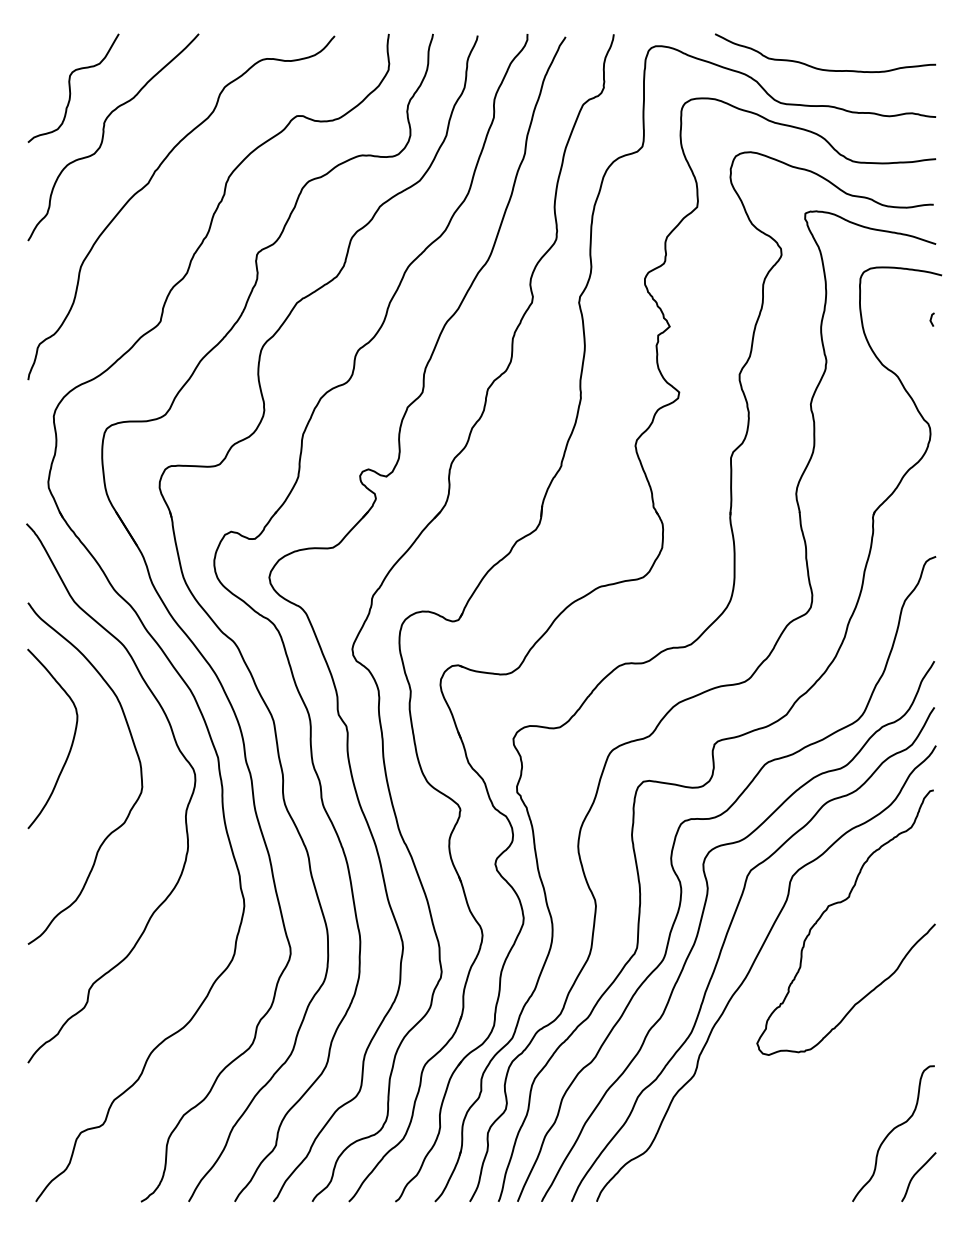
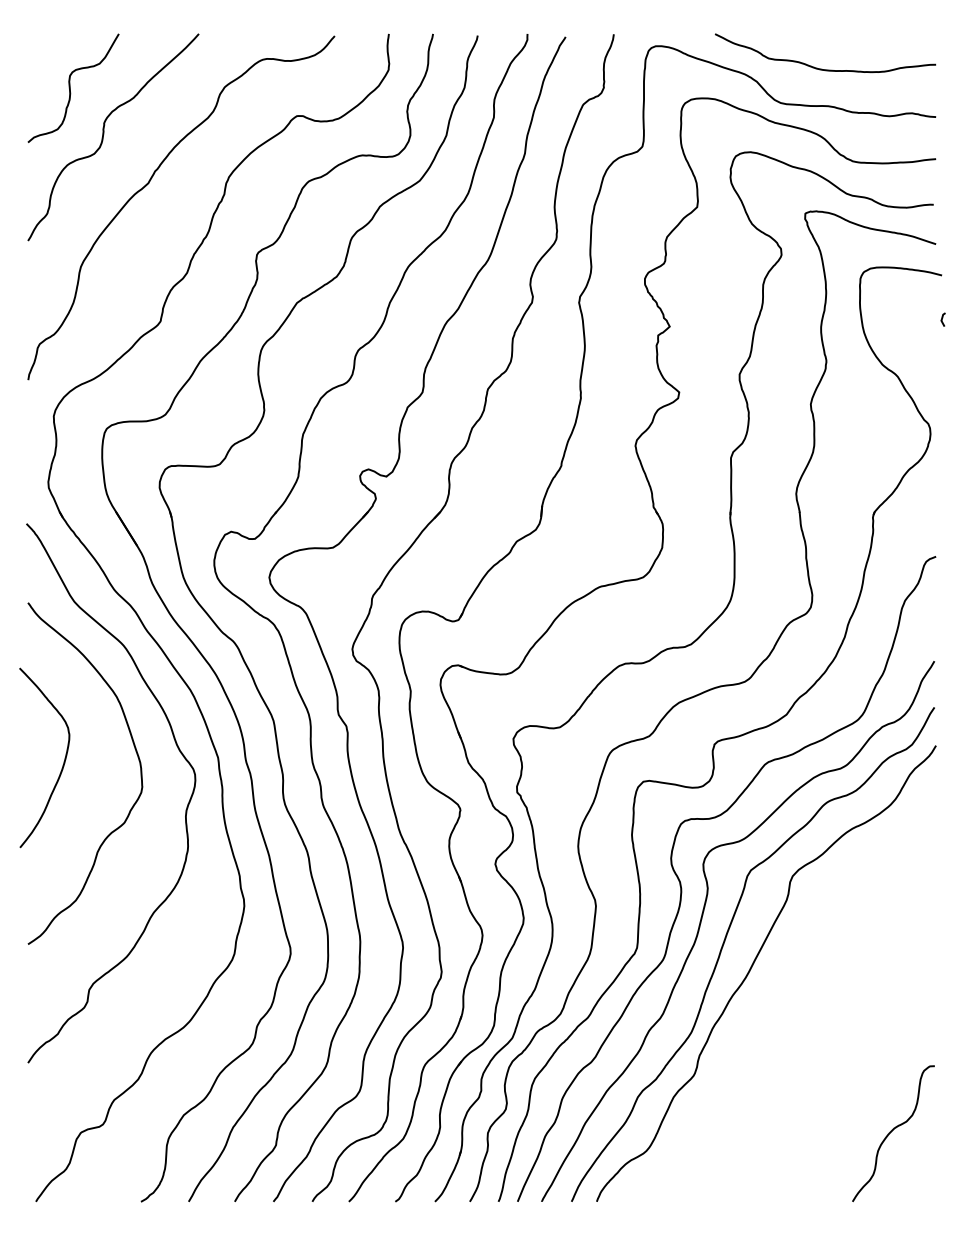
curve position: (931, 319) -> (942, 319) (942, 319)
curve position: (71, 742) -> (63, 761) (63, 761)
curve: present -> none (840, 903)
curve: present -> none (916, 1174)
